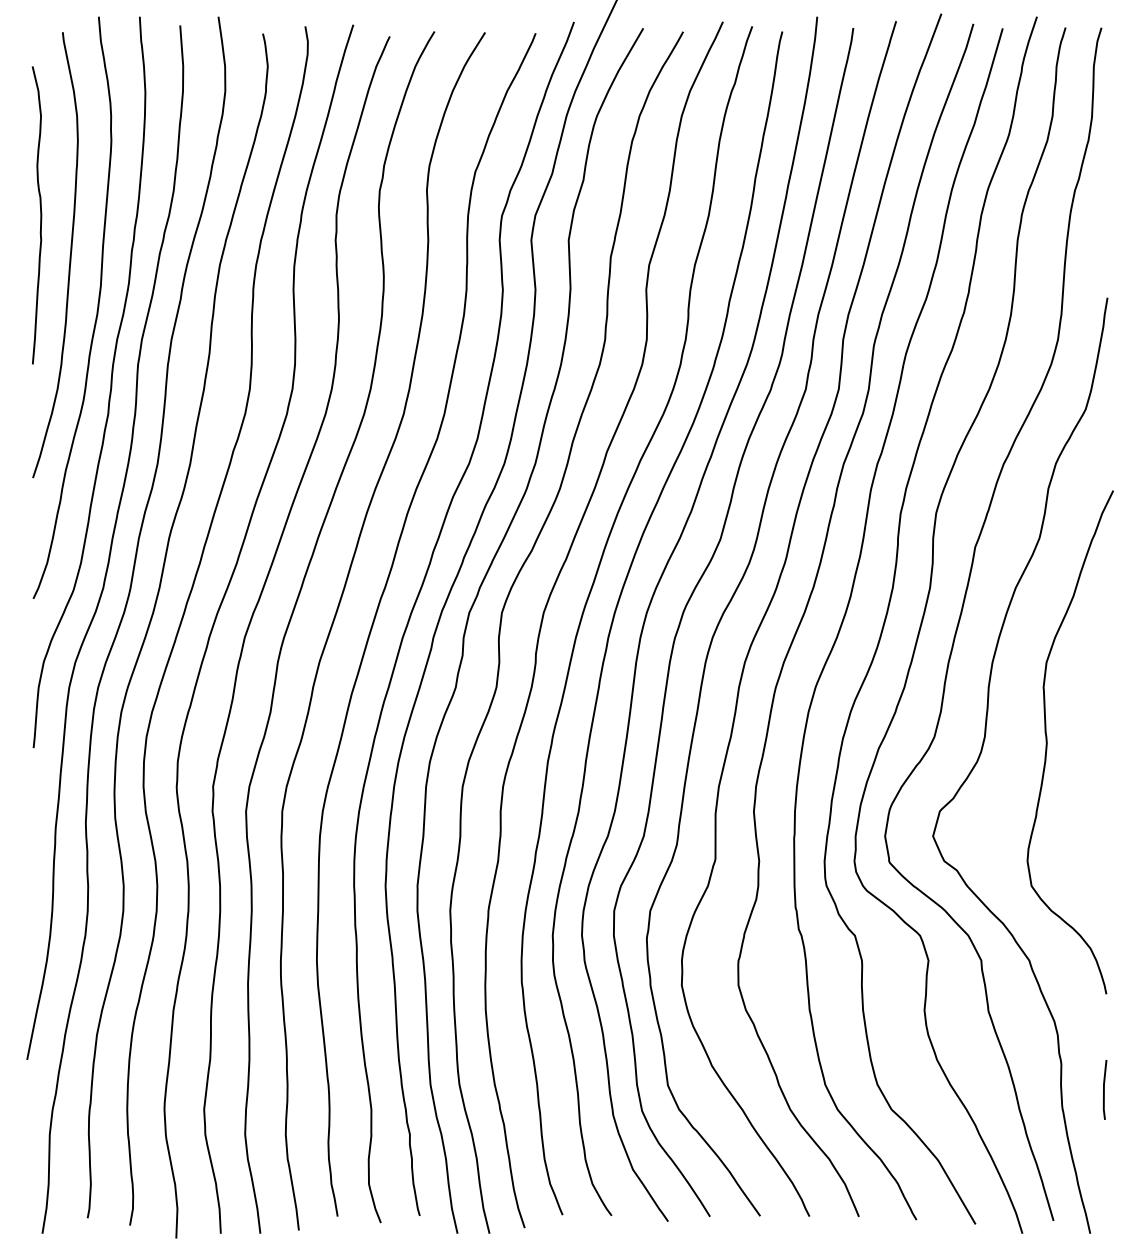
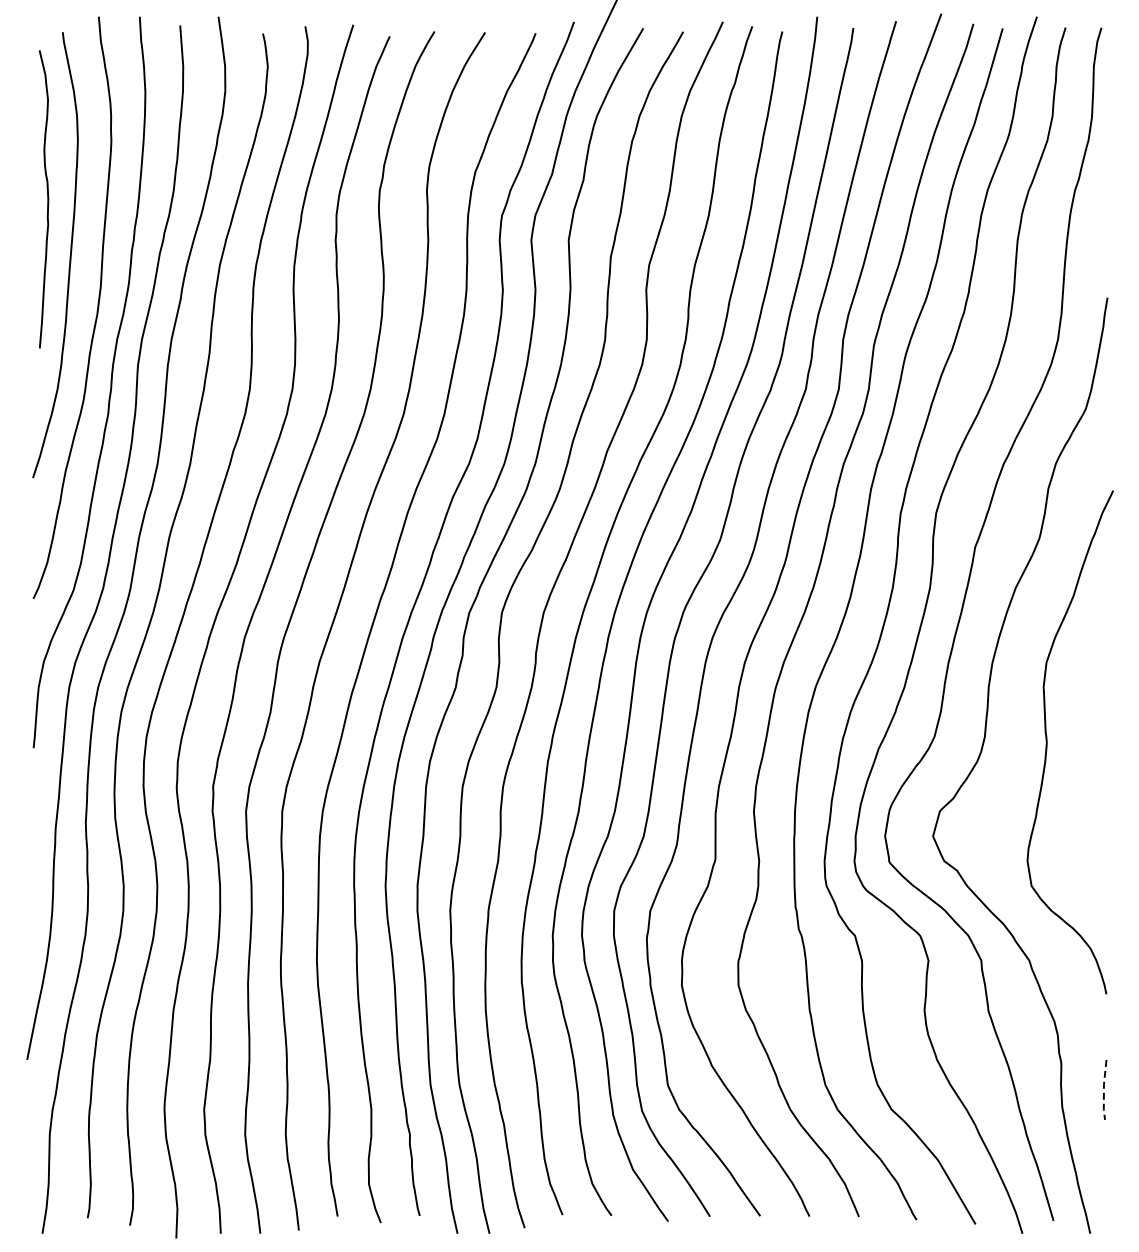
curve position: (40, 215) -> (47, 199) (47, 199)
line: solid -> dashed (1103, 1090)
